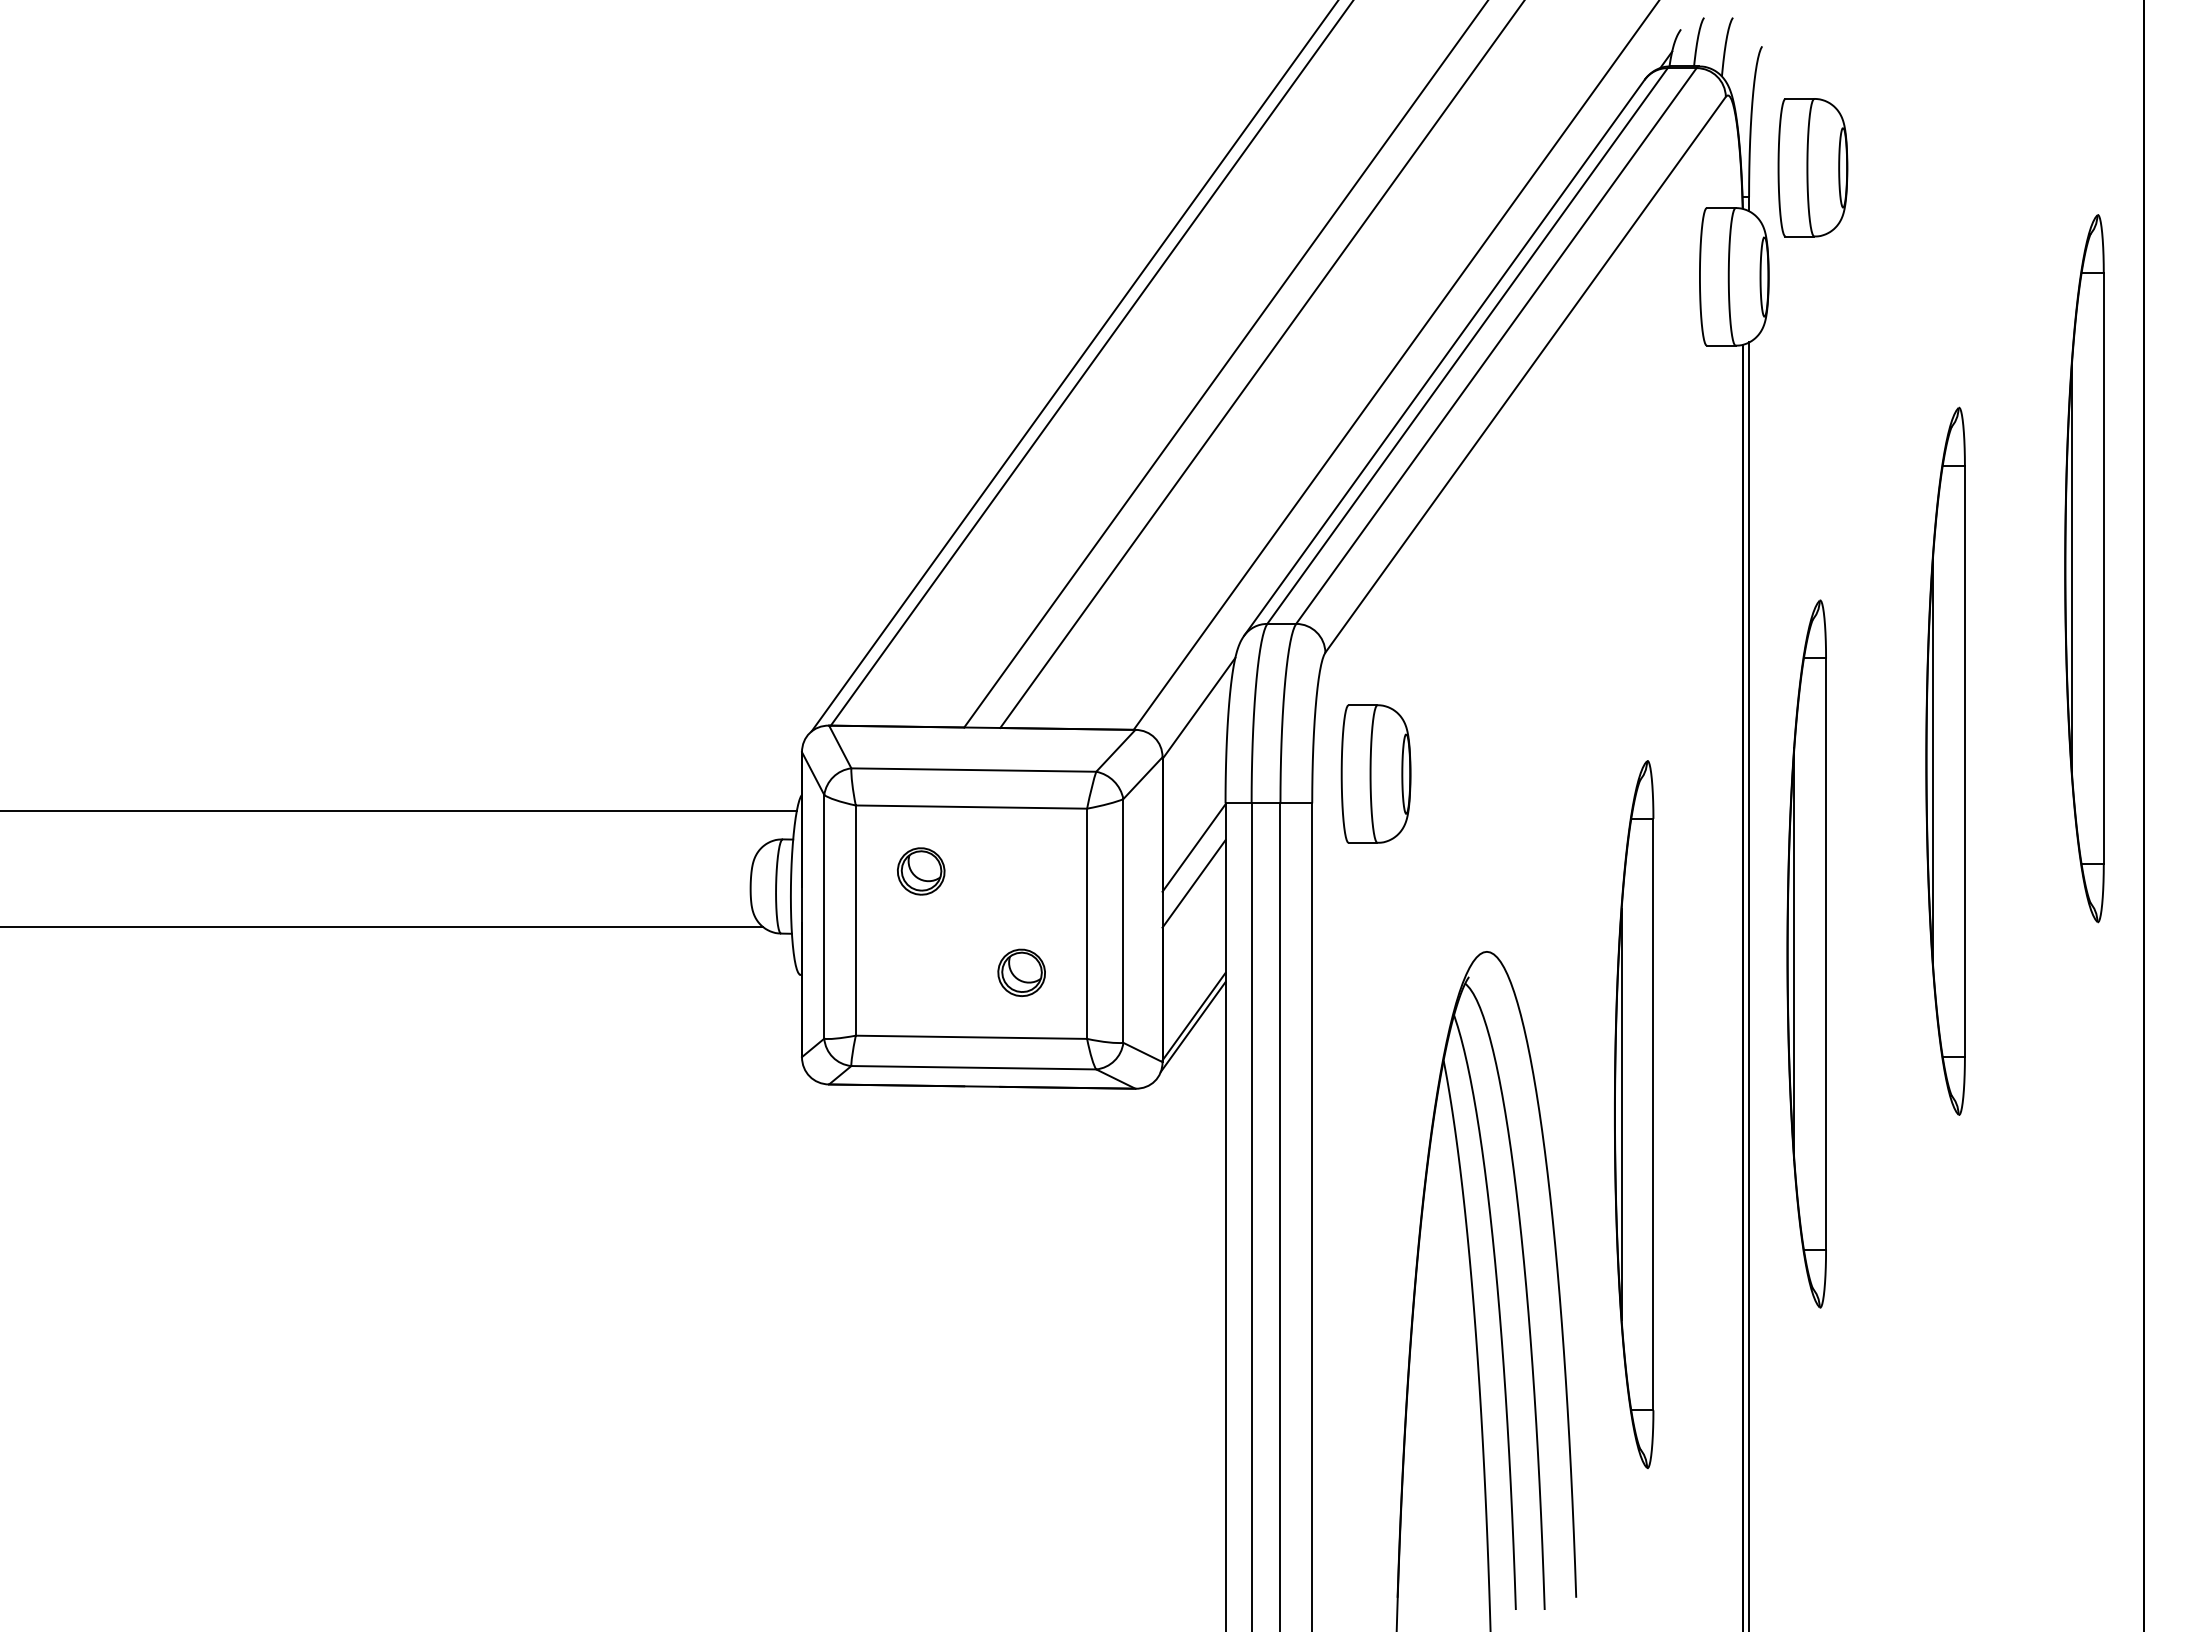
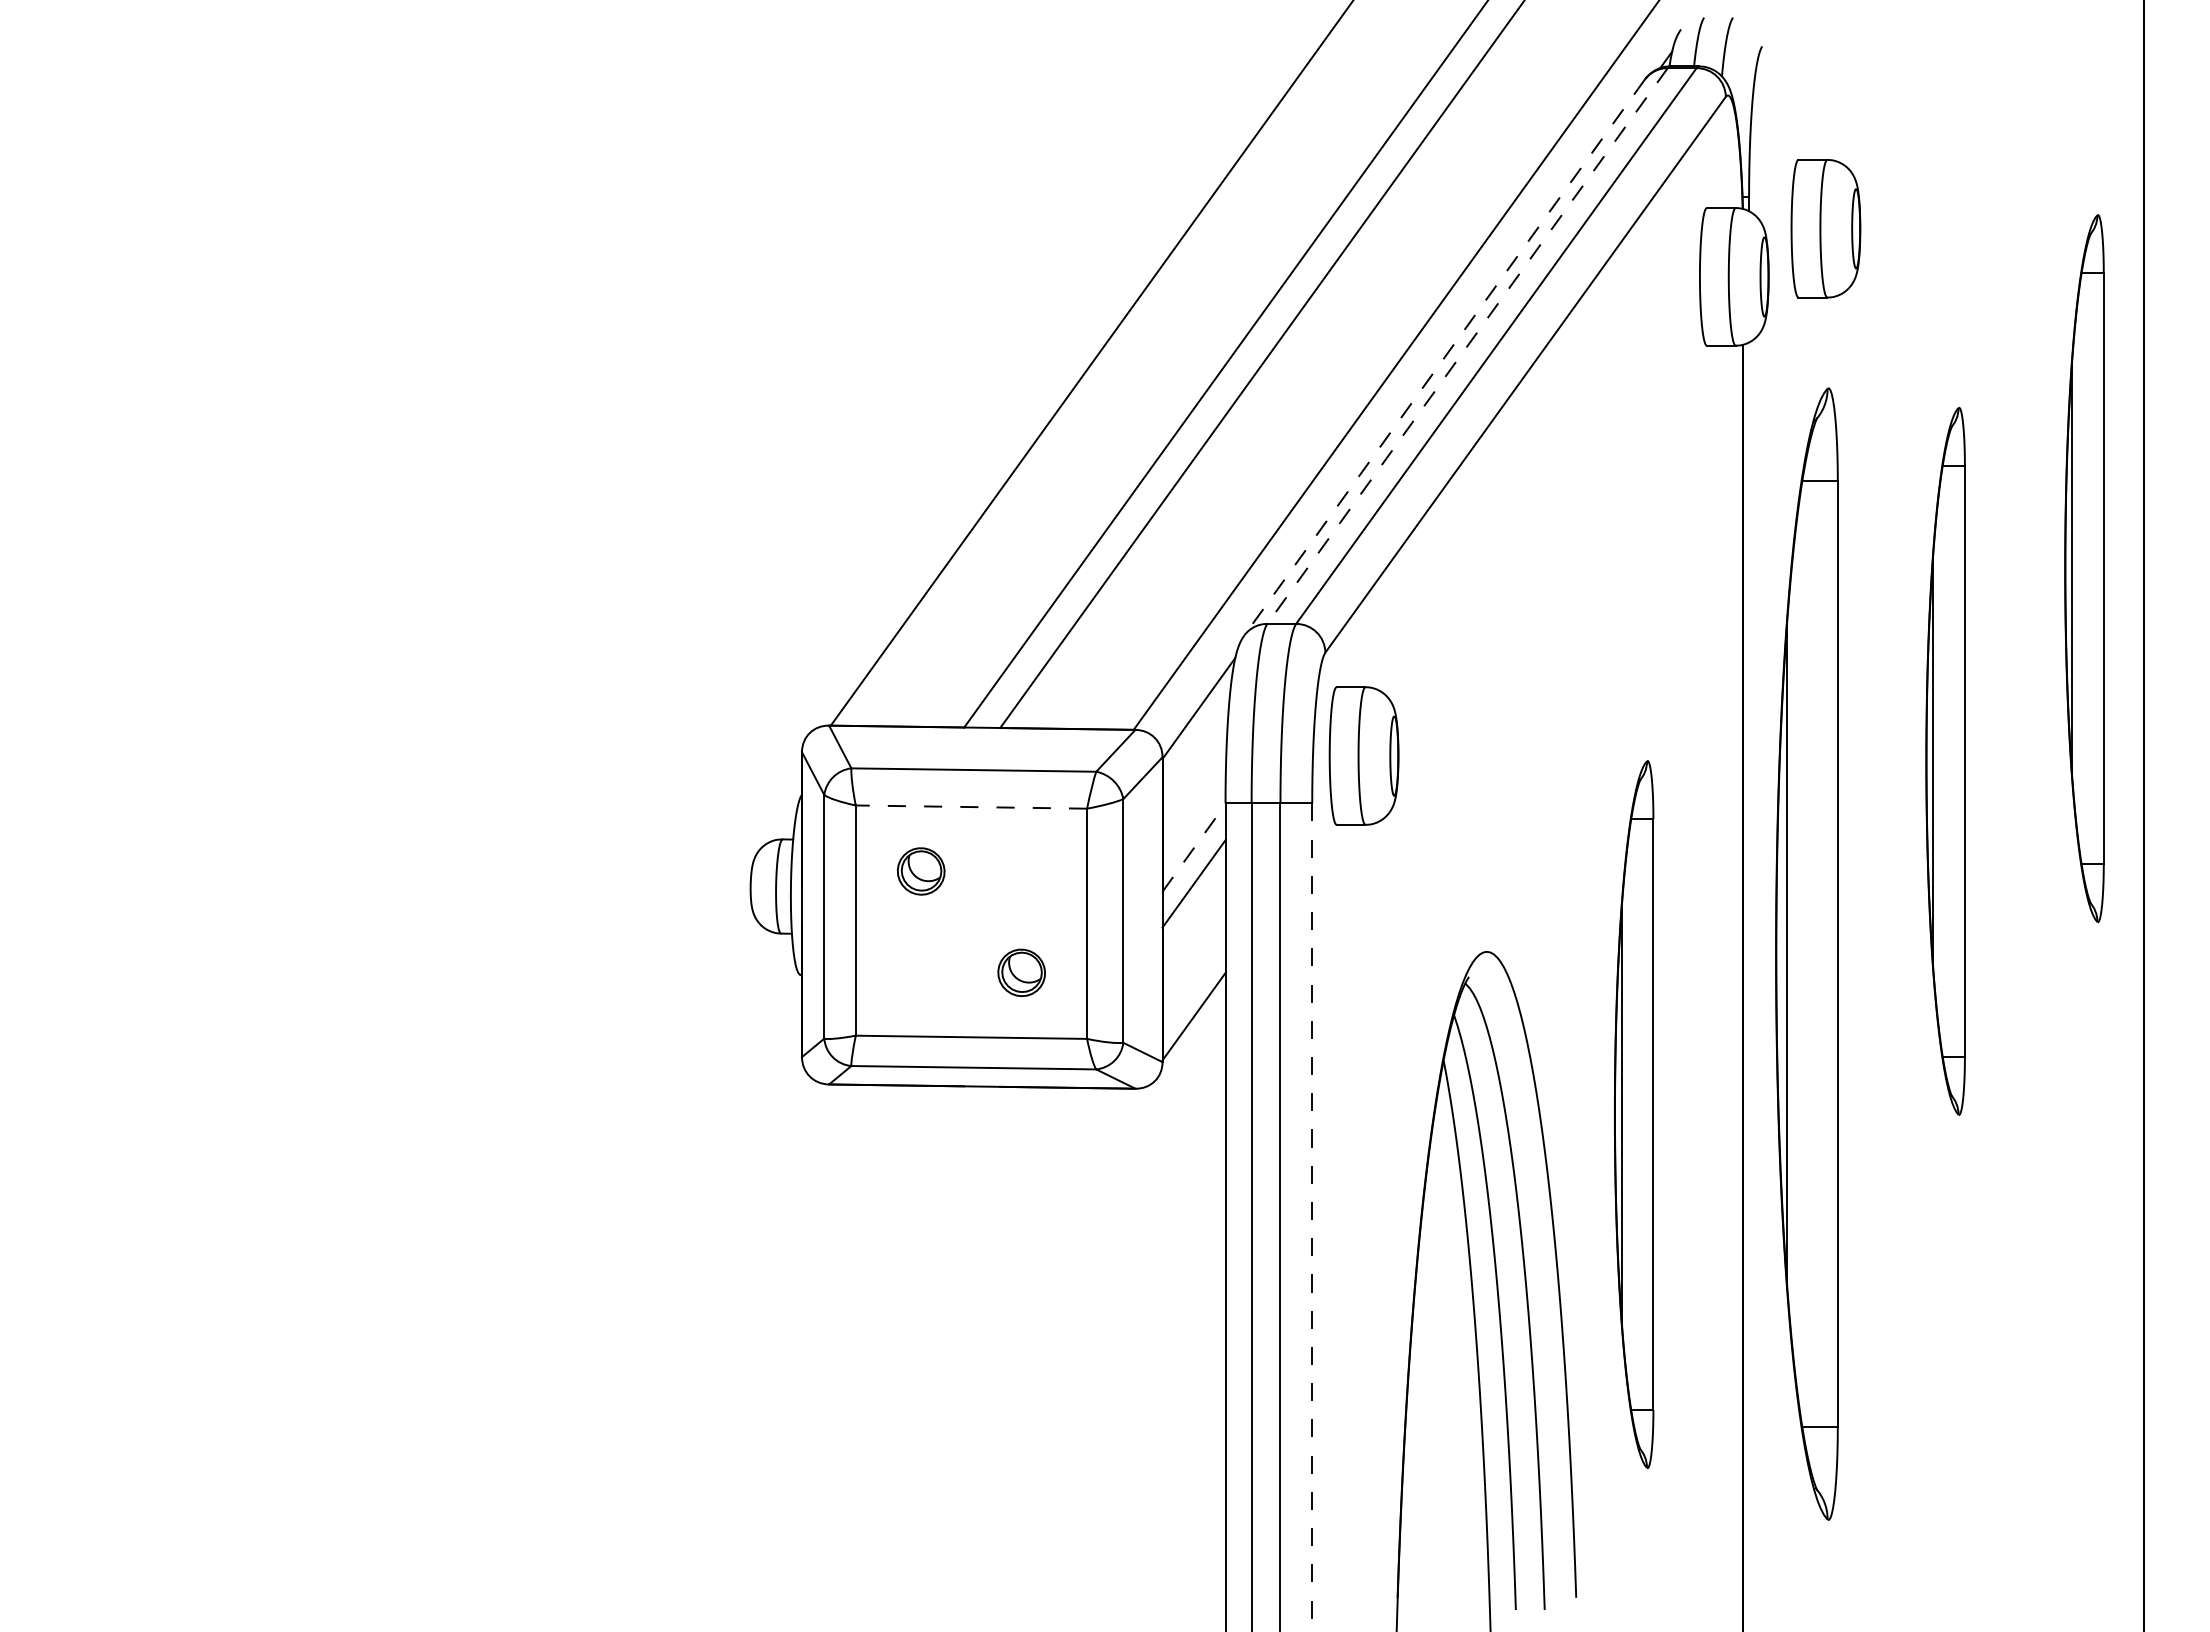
part position: (1812, 167) -> (1825, 228) (1825, 228)
line: solid -> dashed (1467, 346)
line: solid -> dashed (1444, 357)
line: present -> none (1073, 366)
part position: (1375, 773) -> (1363, 755) (1363, 755)
line: solid -> dashed (971, 807)
line: present -> none (399, 810)
line: solid -> dashed (1194, 848)
line: present -> none (382, 926)
part size: 41x710 px -> 64x1134 px (1806, 953)
line: present -> none (1749, 985)
line: present -> none (1192, 1026)
line: solid -> dashed (1312, 1217)
